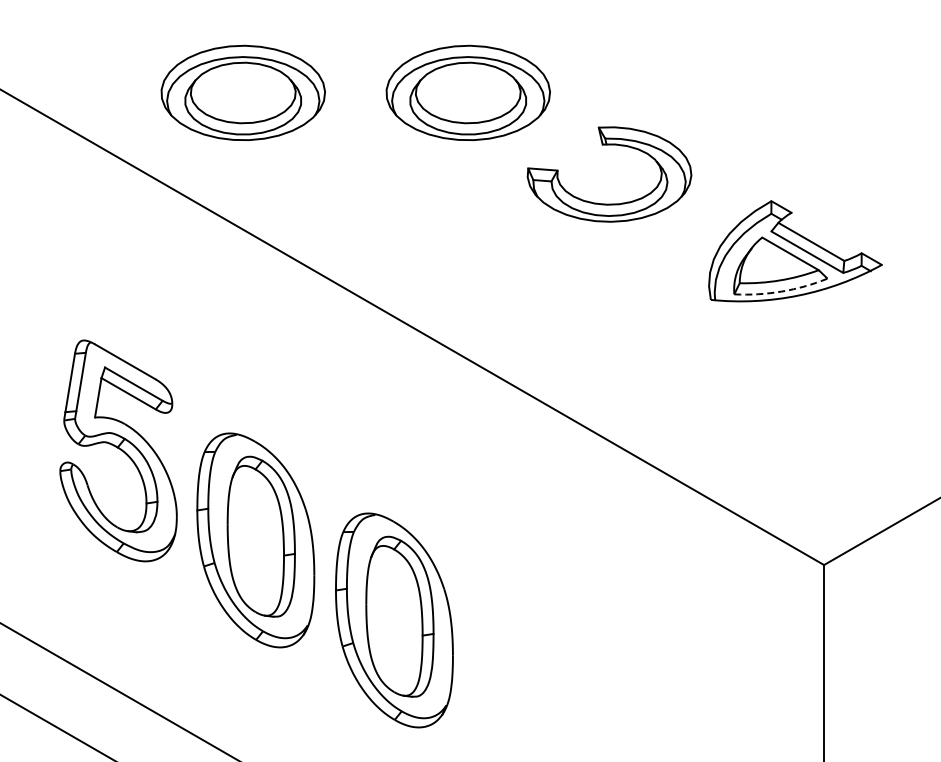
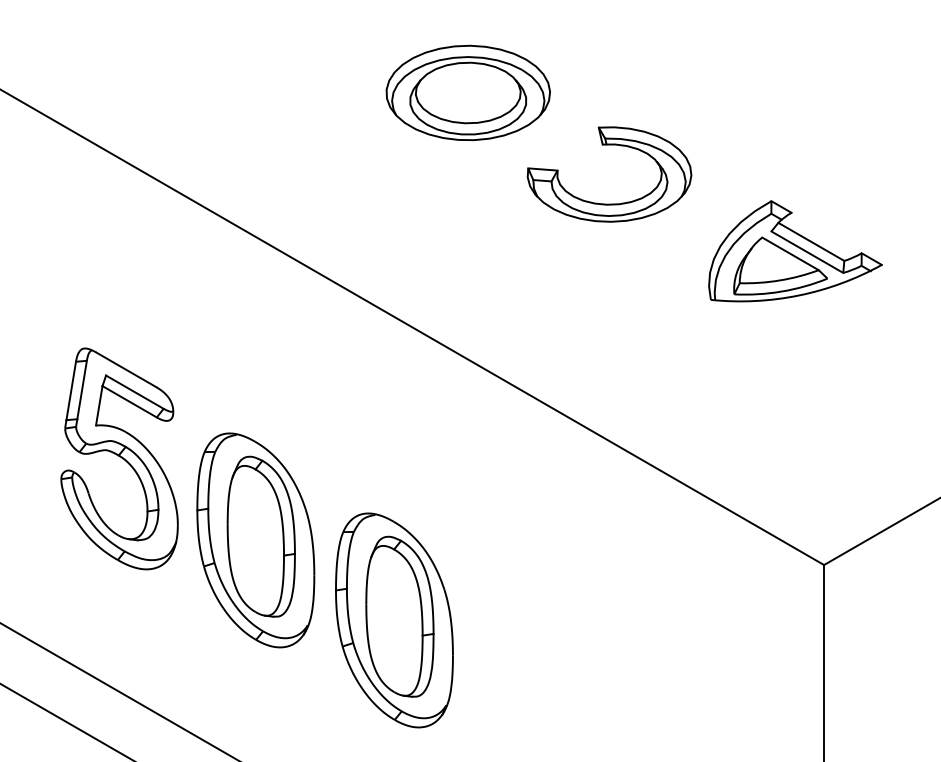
part: present -> none (242, 92)
arc: dashed -> solid (781, 291)
part position: (118, 450) -> (119, 458) (119, 458)
line position: (56, 726) -> (66, 721) (66, 721)
